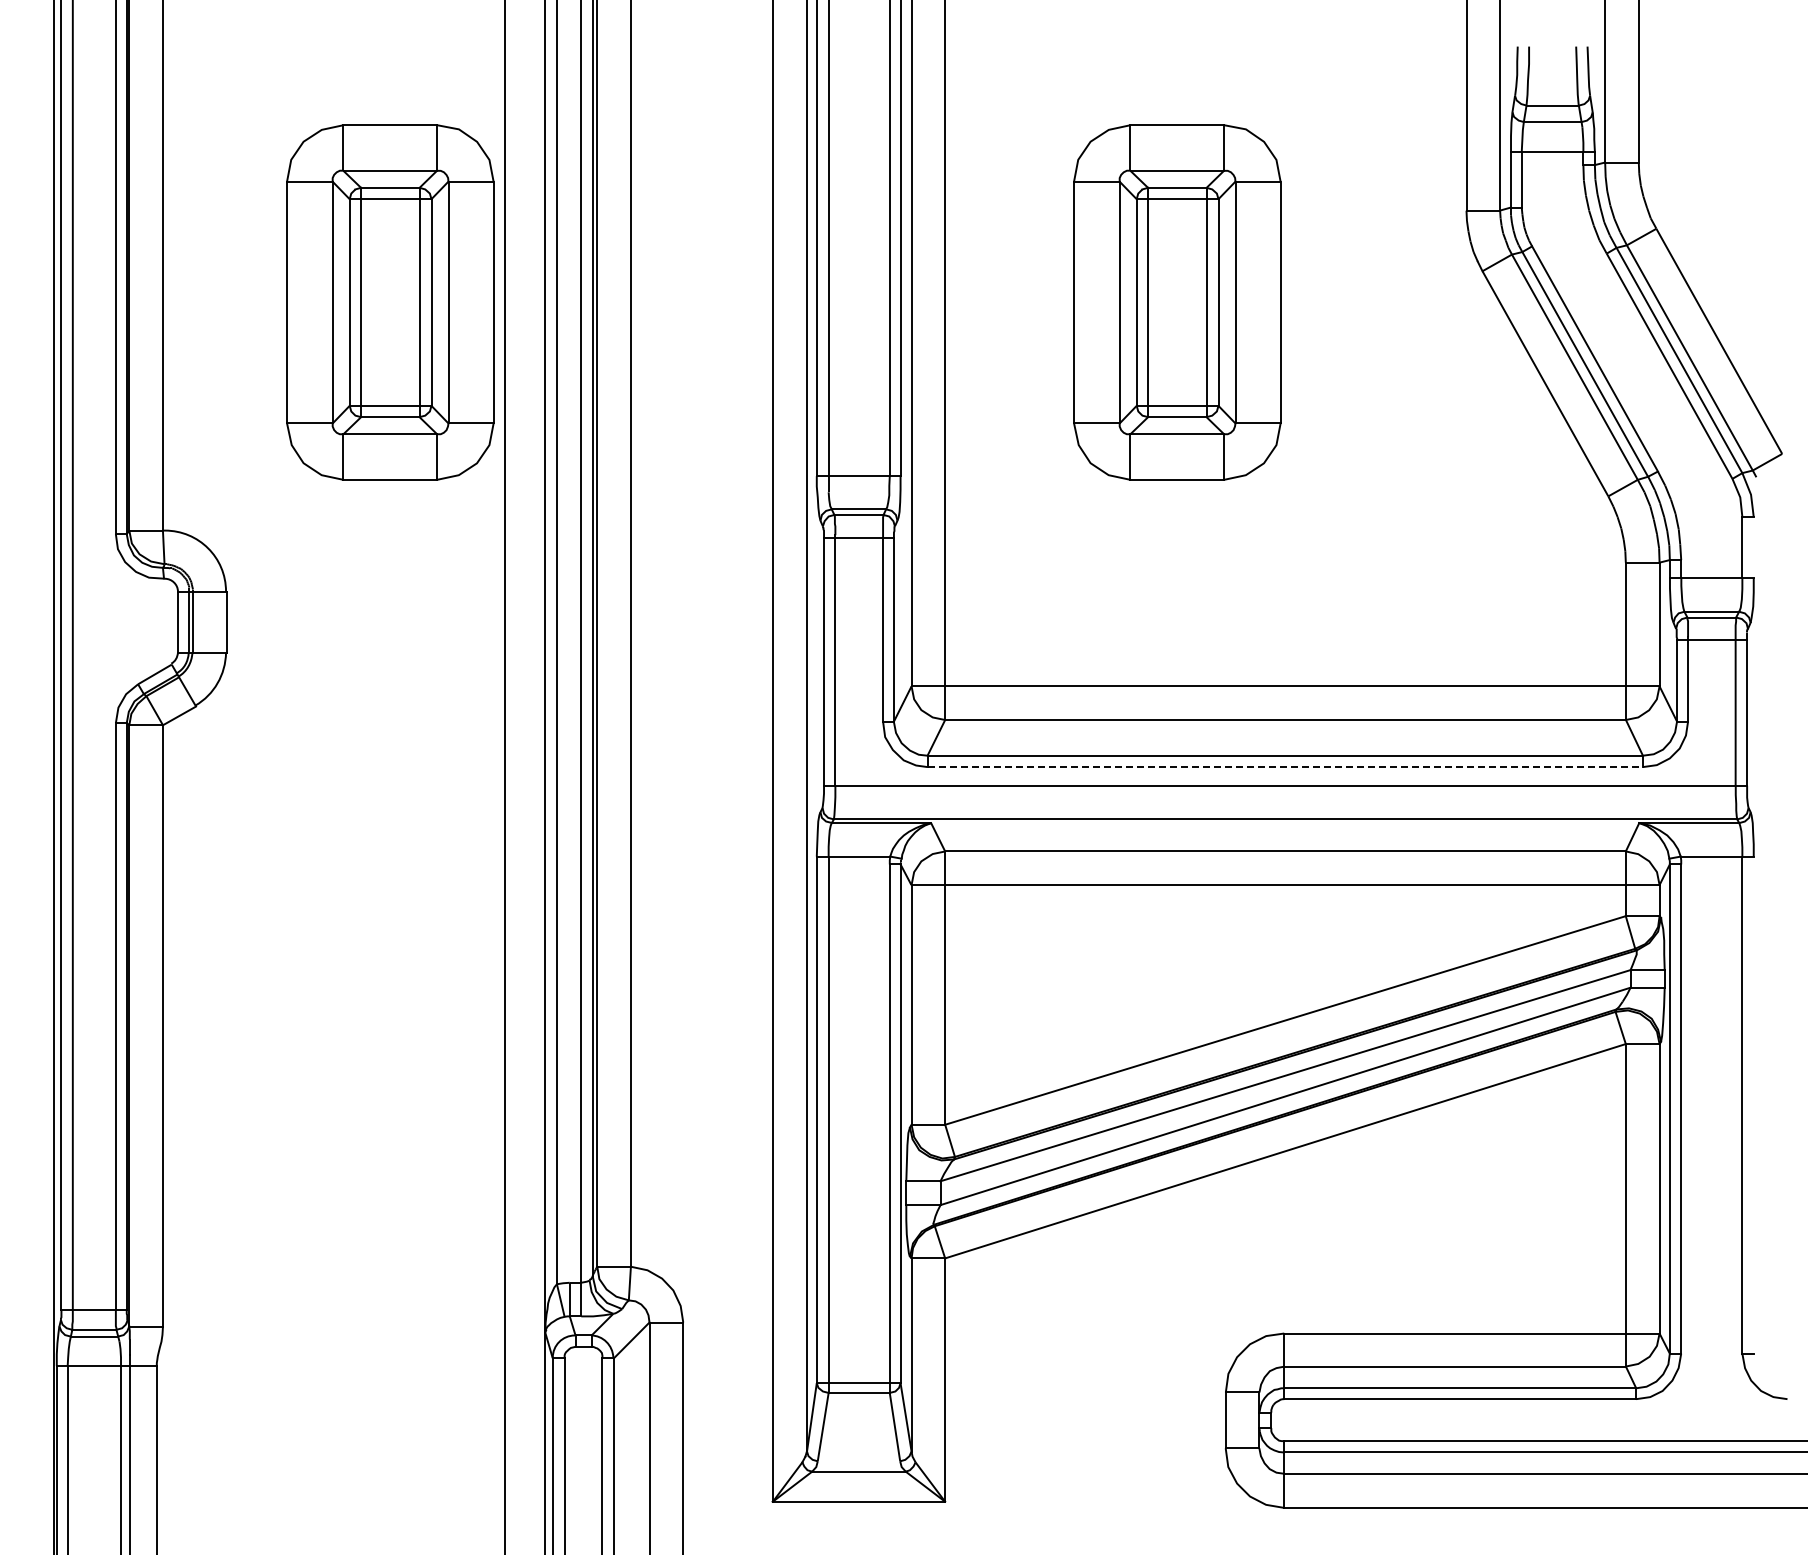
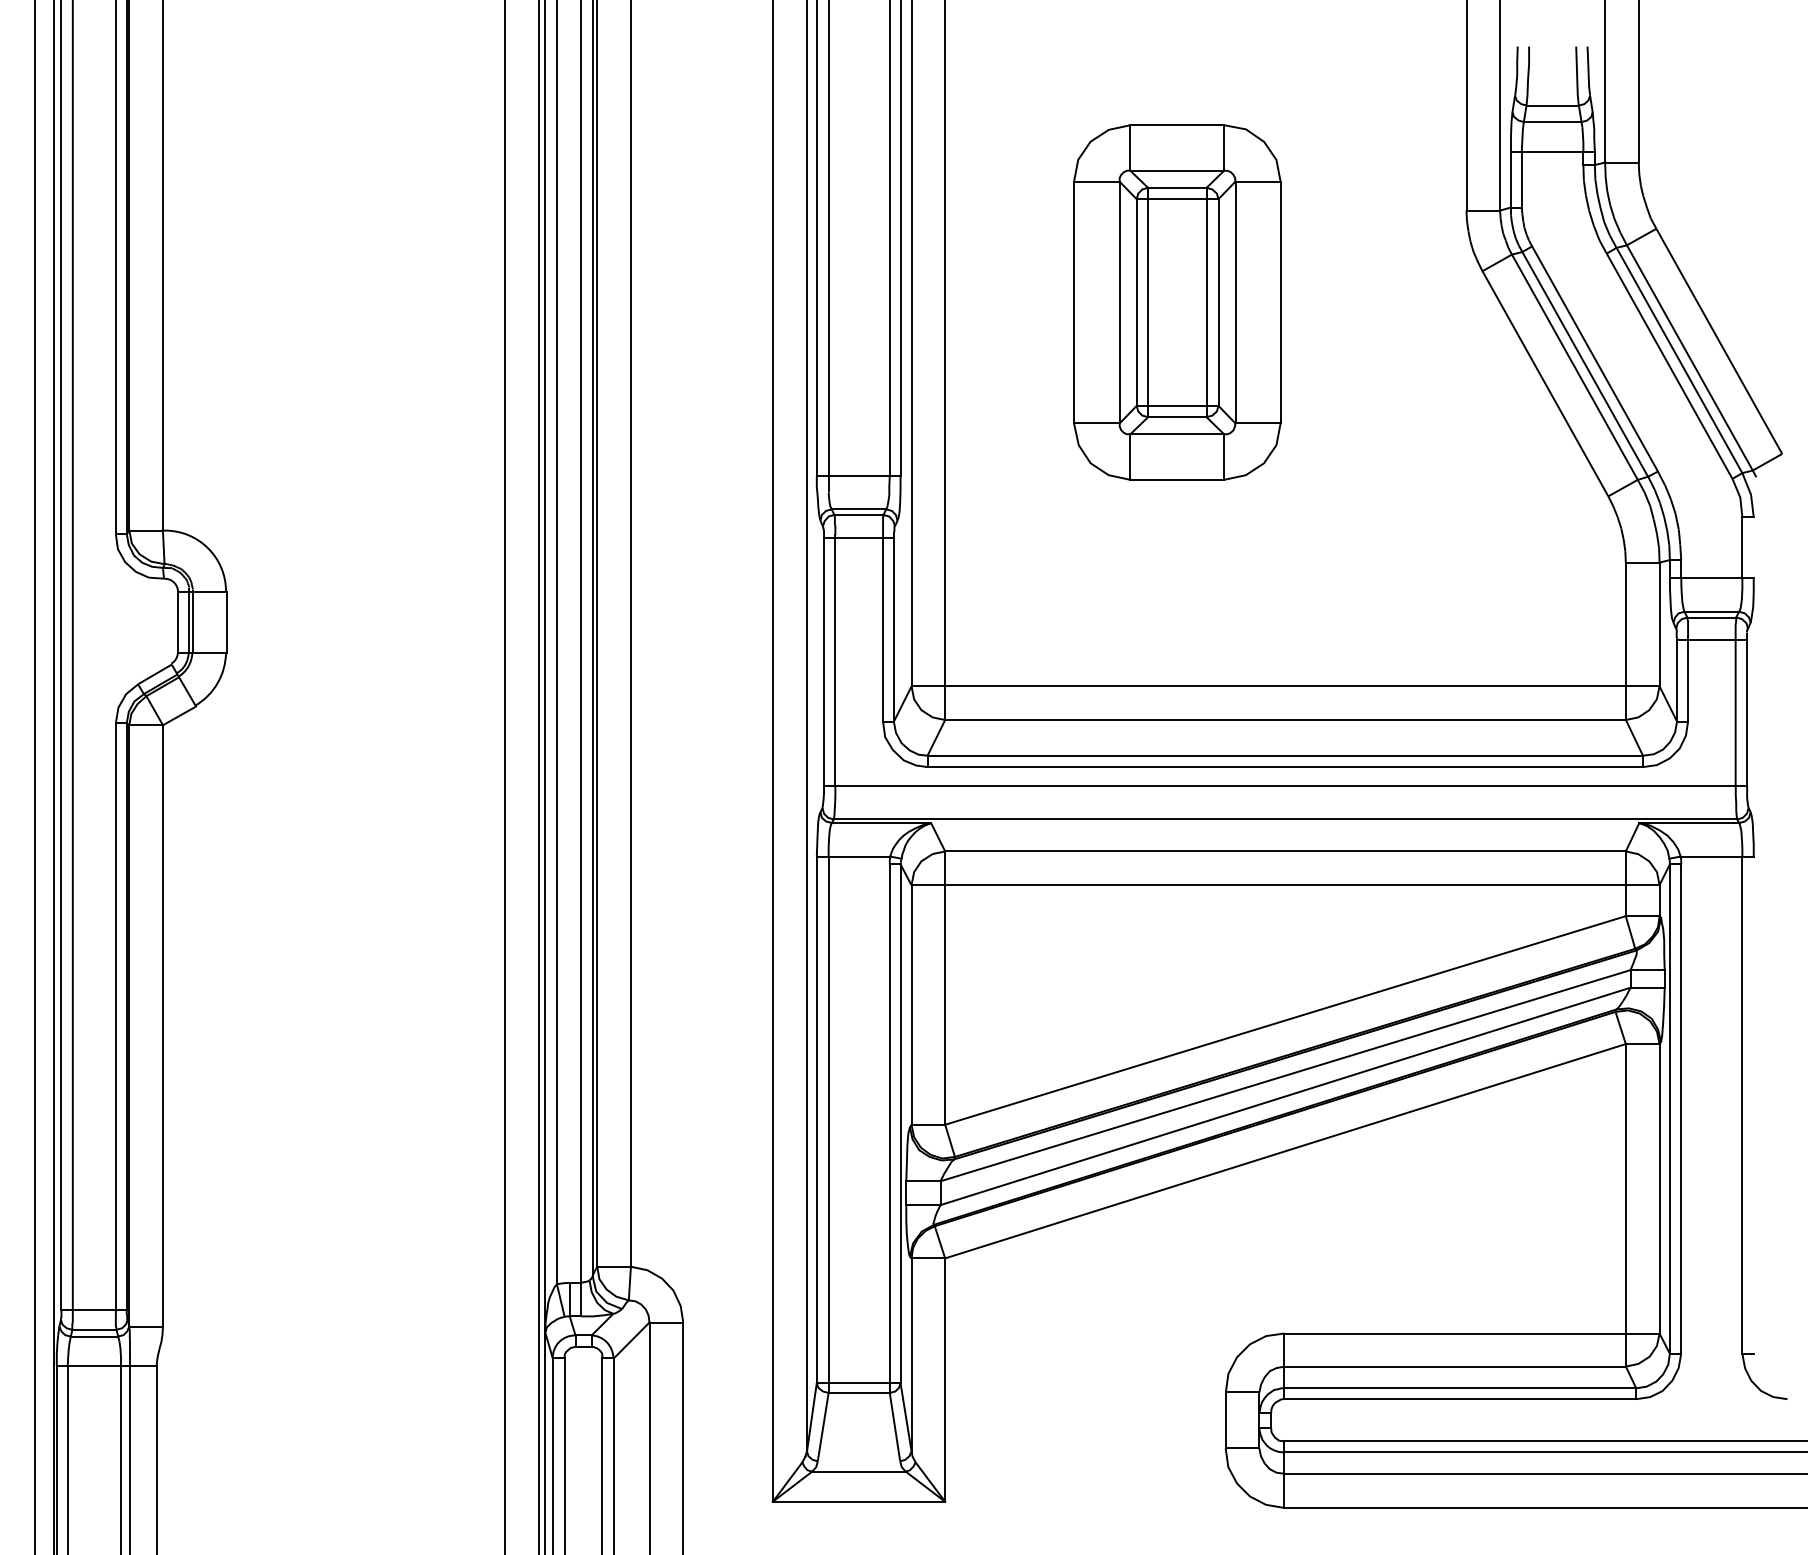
part: present -> none (390, 302)
line: dashed -> solid (1285, 767)
line: none -> present (34, 776)
line: none -> present (538, 776)
